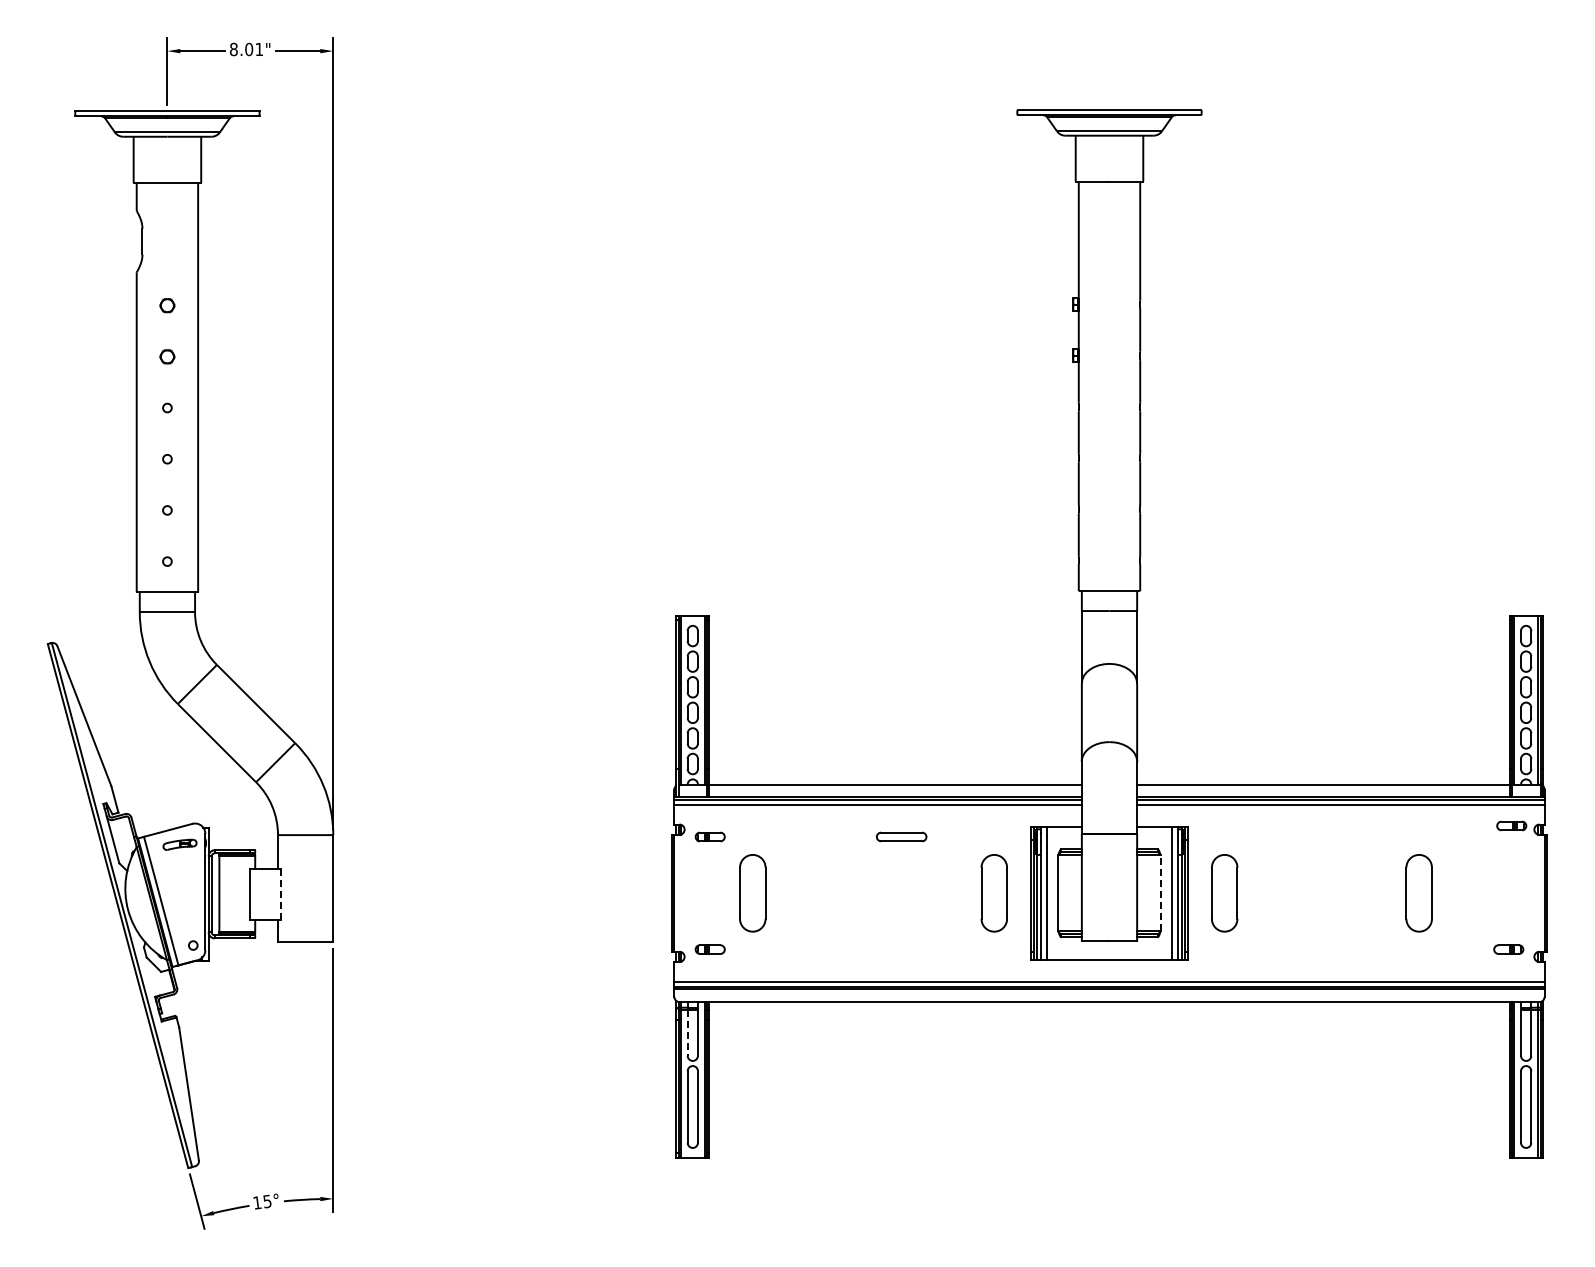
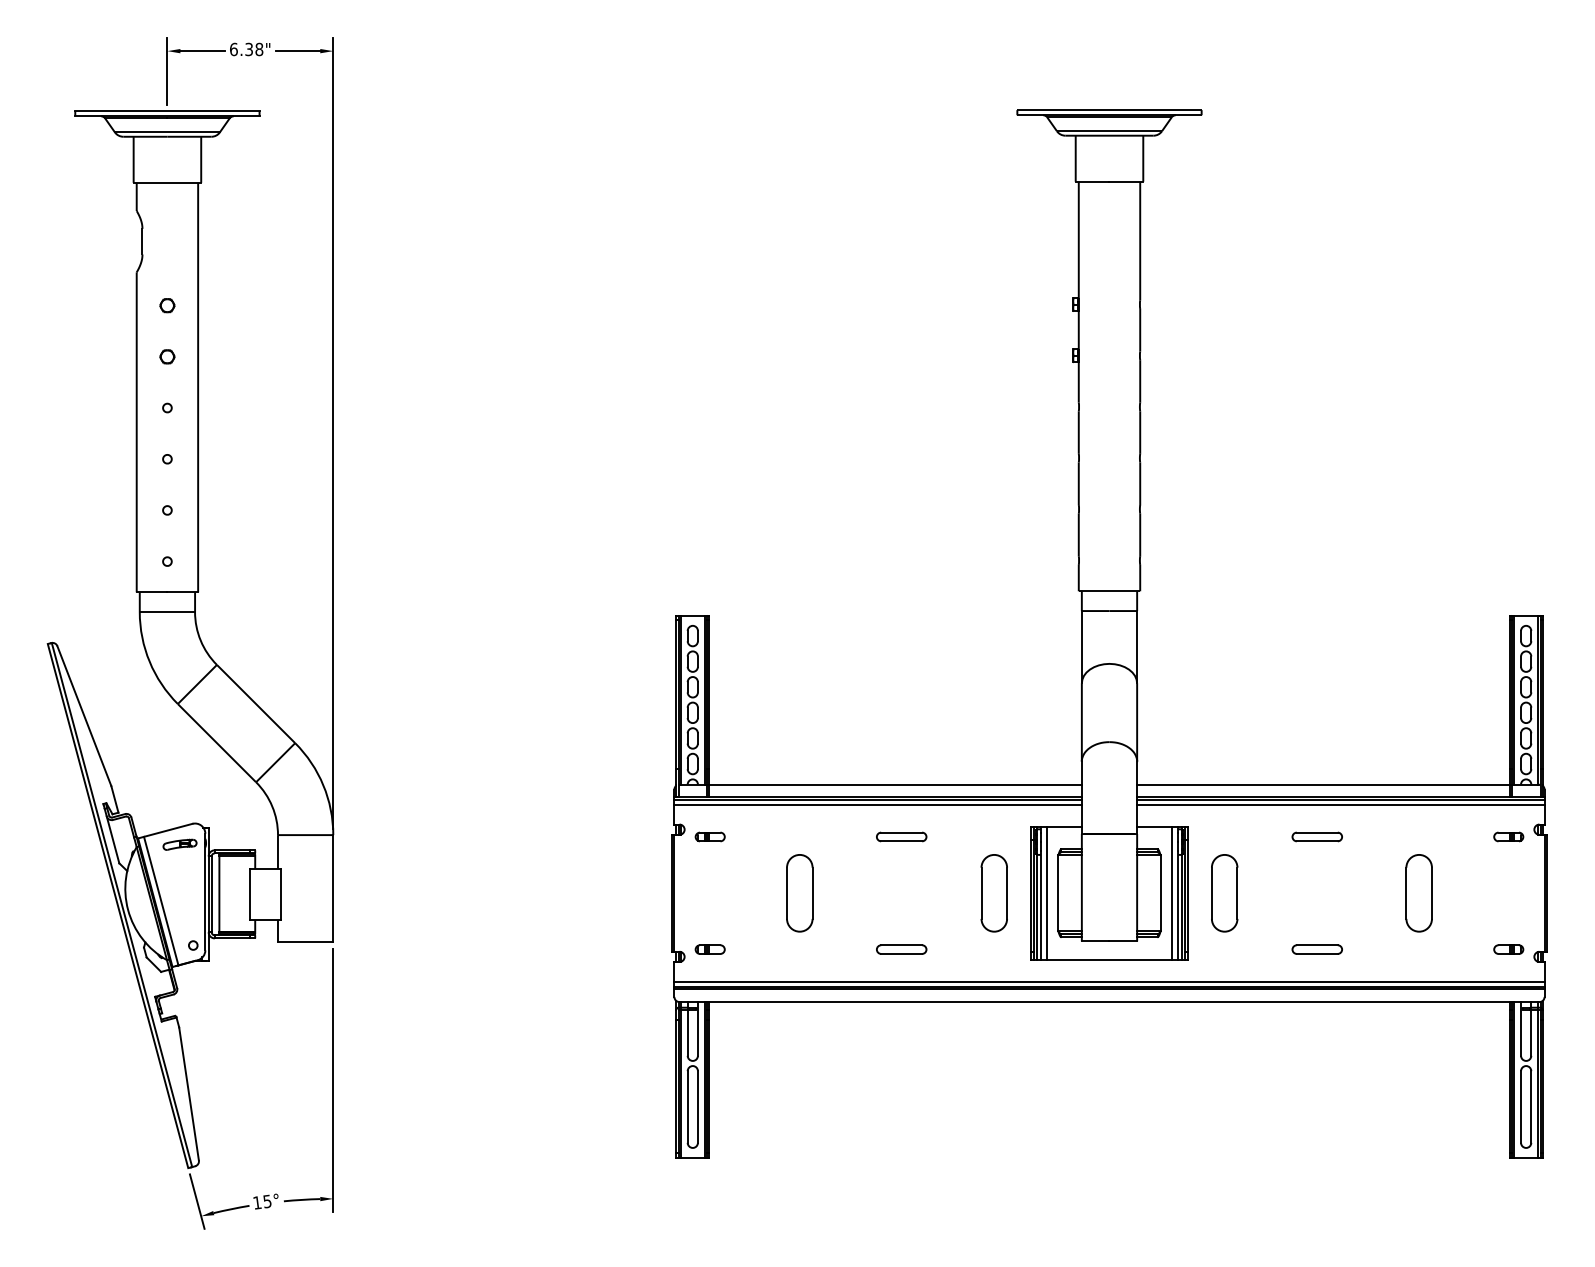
text: 8.01" -> 6.38" (246, 49)
part position: (1511, 825) -> (1508, 836) (1508, 836)
part: none -> present (1316, 836)
part position: (752, 893) -> (799, 893) (799, 893)
line: dashed -> solid (1160, 893)
line: dashed -> solid (280, 894)
part: none -> present (901, 949)
part: none -> present (1316, 949)
line: dashed -> solid (687, 1033)
